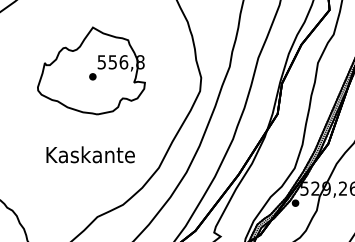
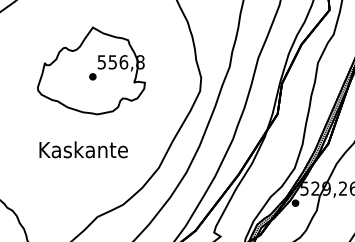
text position: (90, 154) -> (83, 149) (83, 149)
